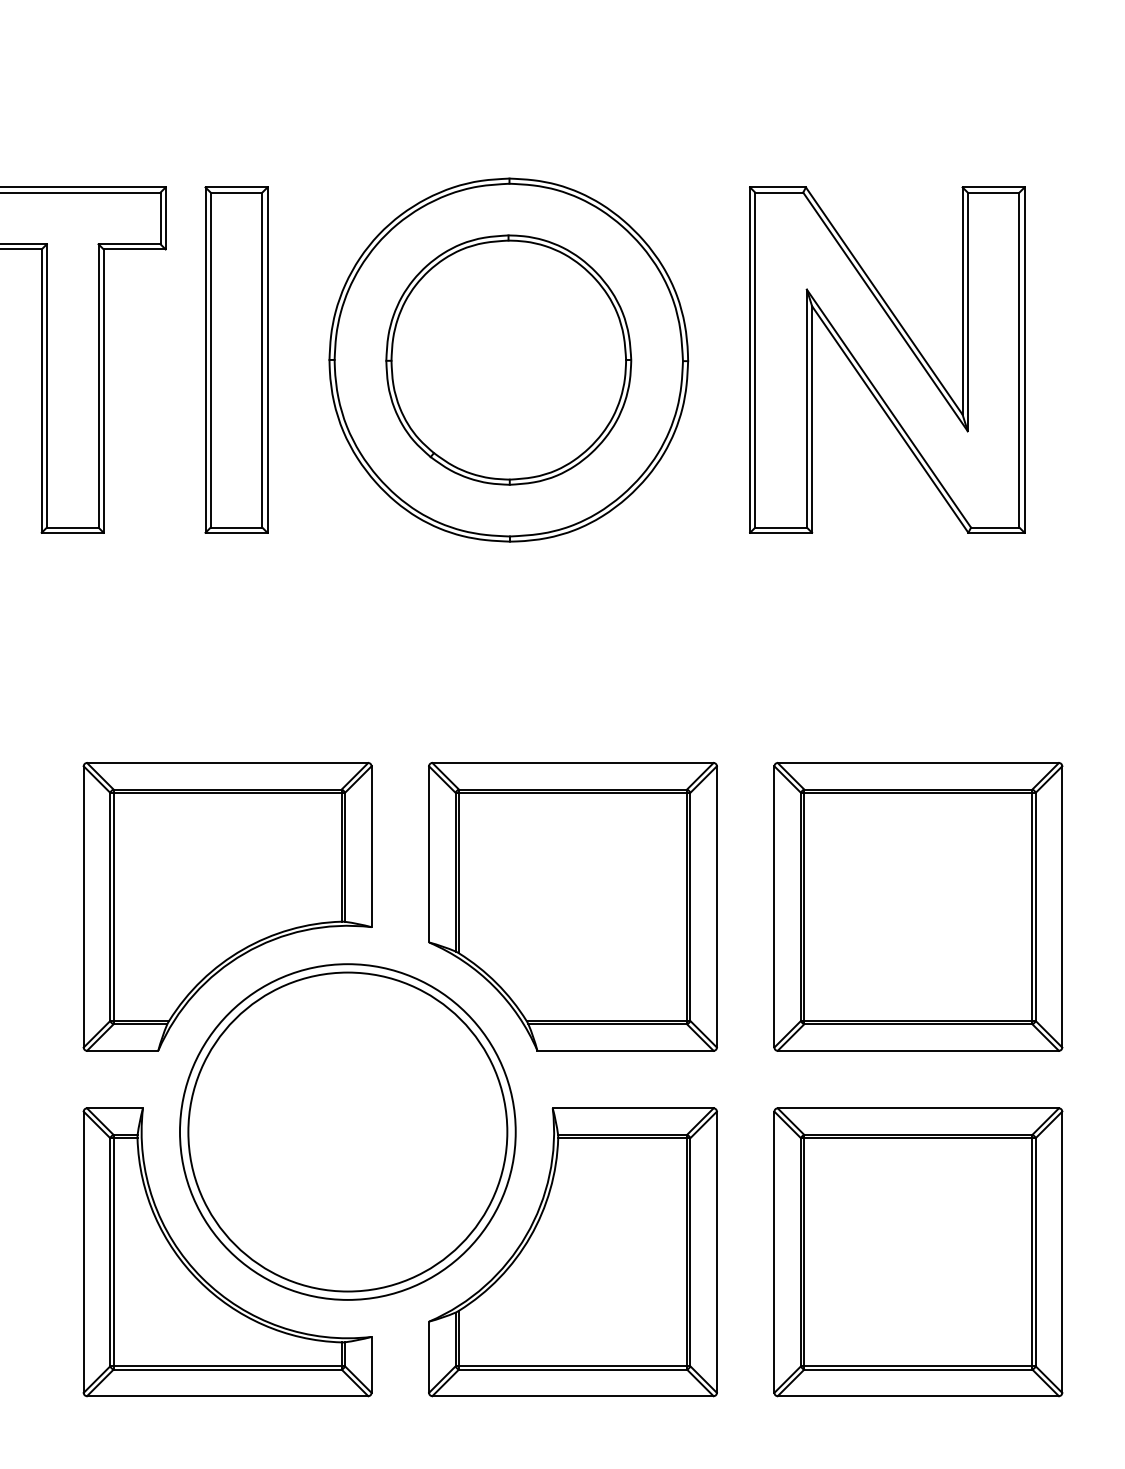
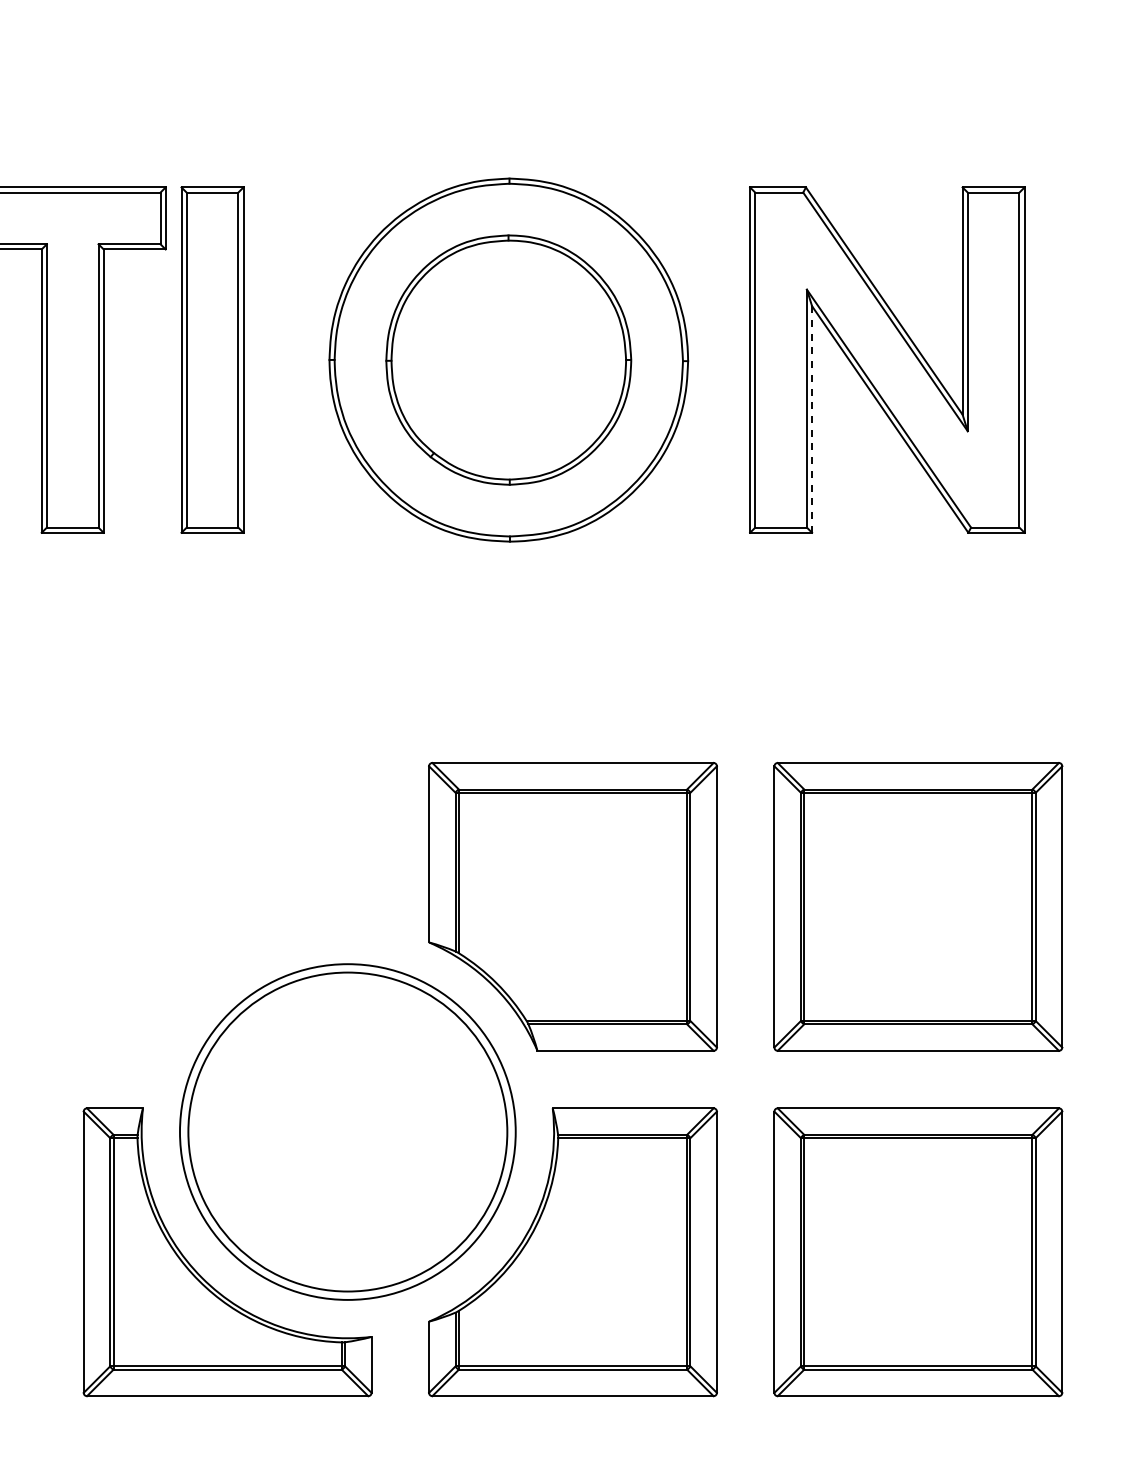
part position: (236, 359) -> (212, 359) (212, 359)
line: solid -> dashed (812, 420)
part: present -> none (227, 906)
